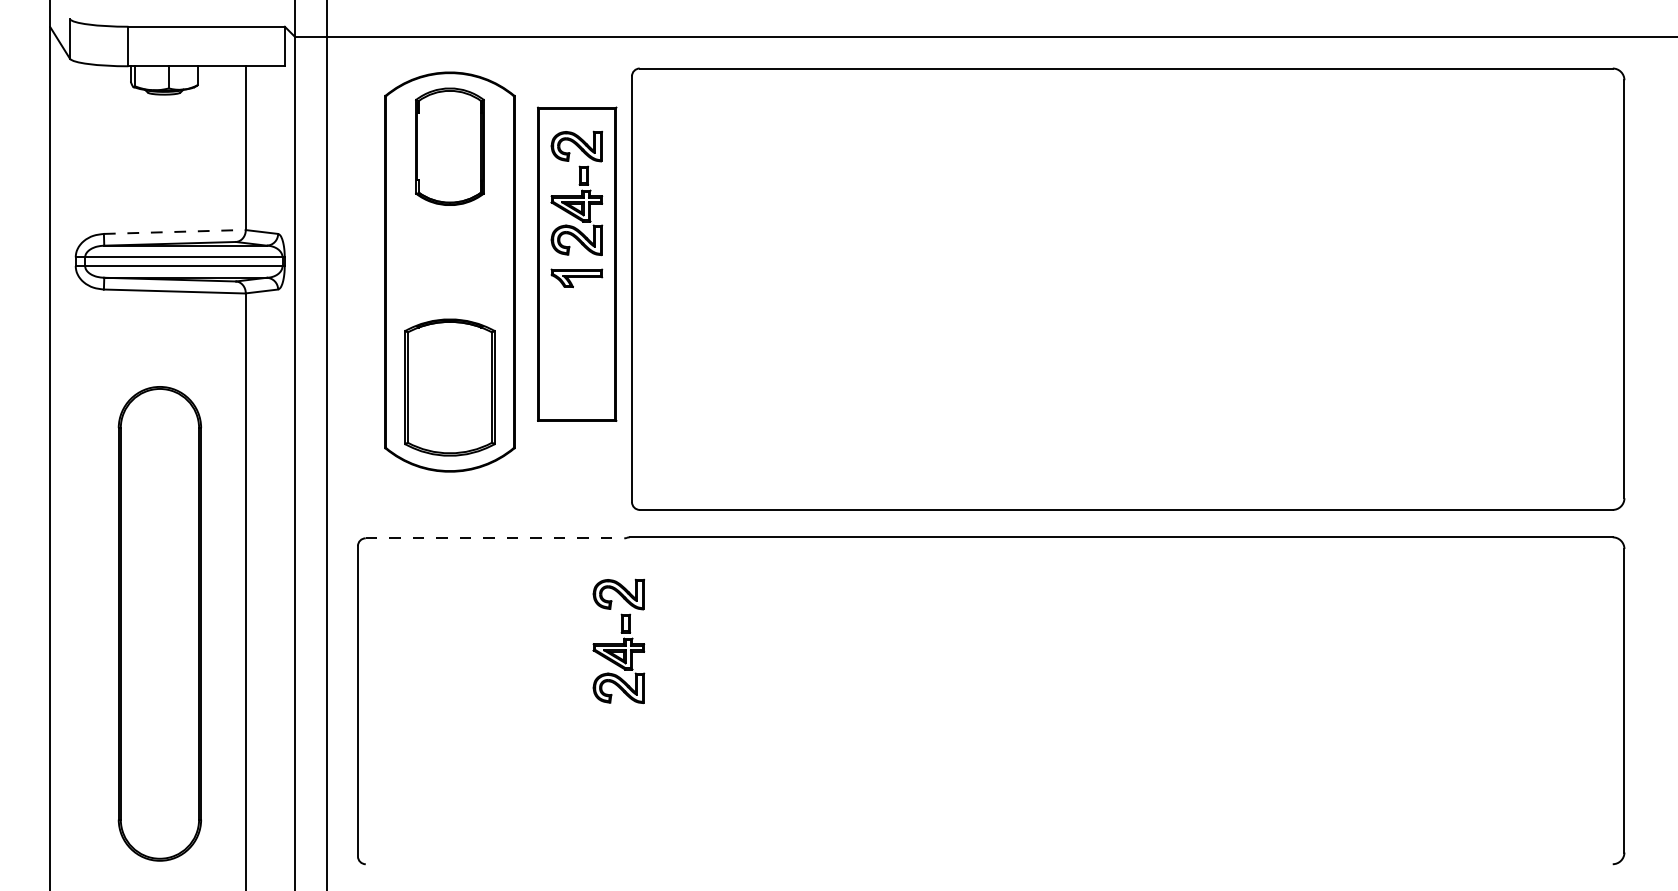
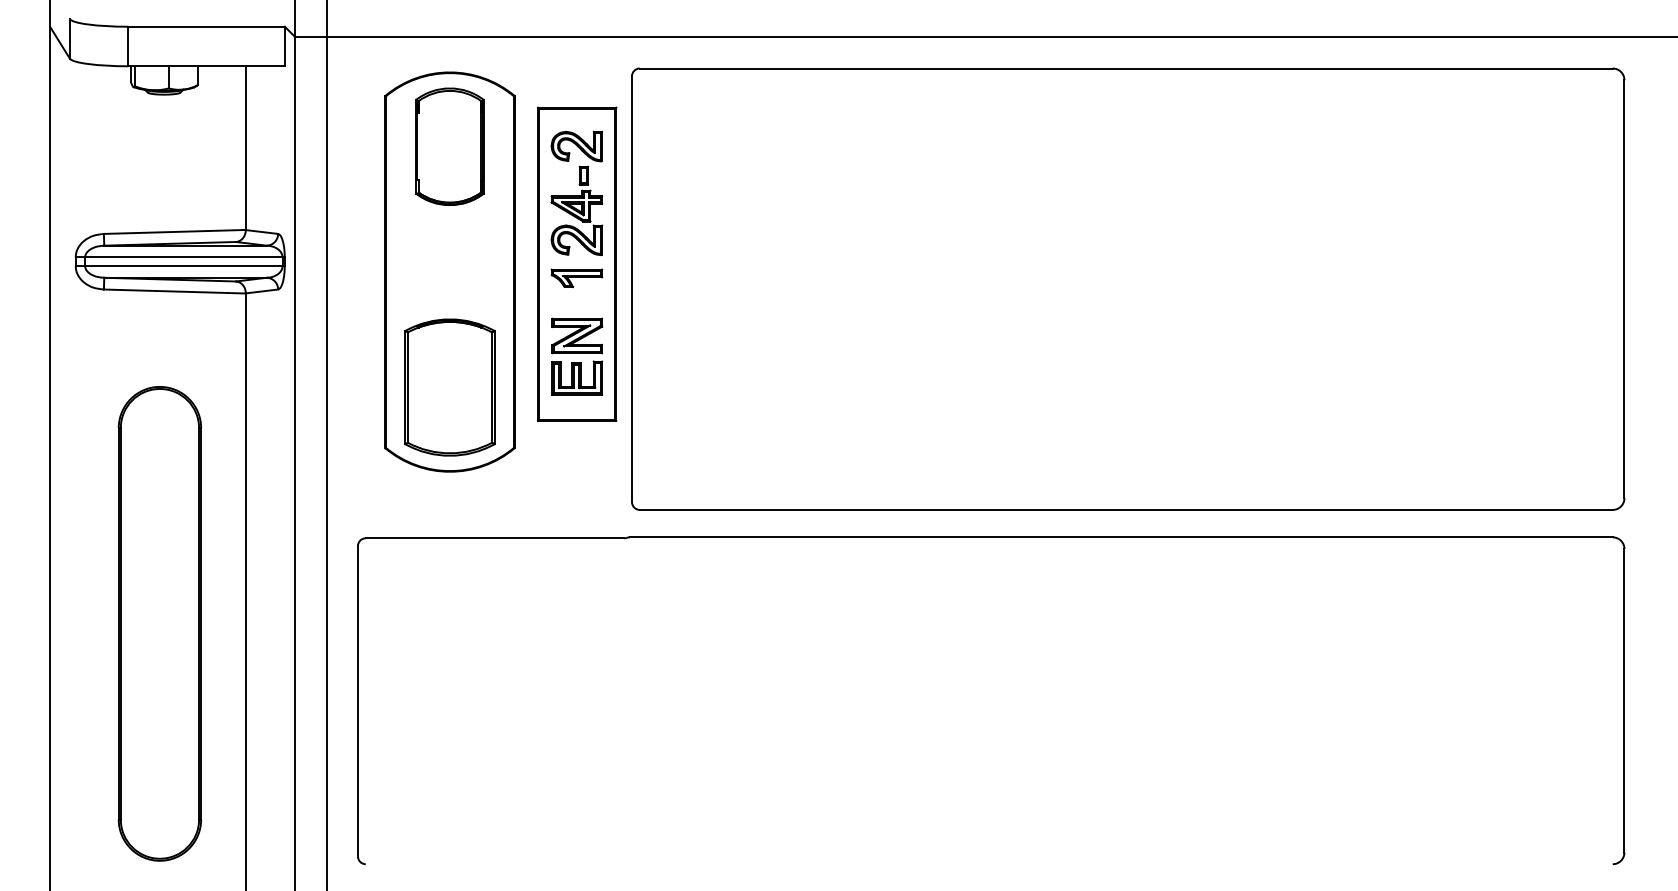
line: dashed -> solid (174, 231)
part: none -> present (577, 356)
line: dashed -> solid (495, 538)
part: present -> none (618, 640)
